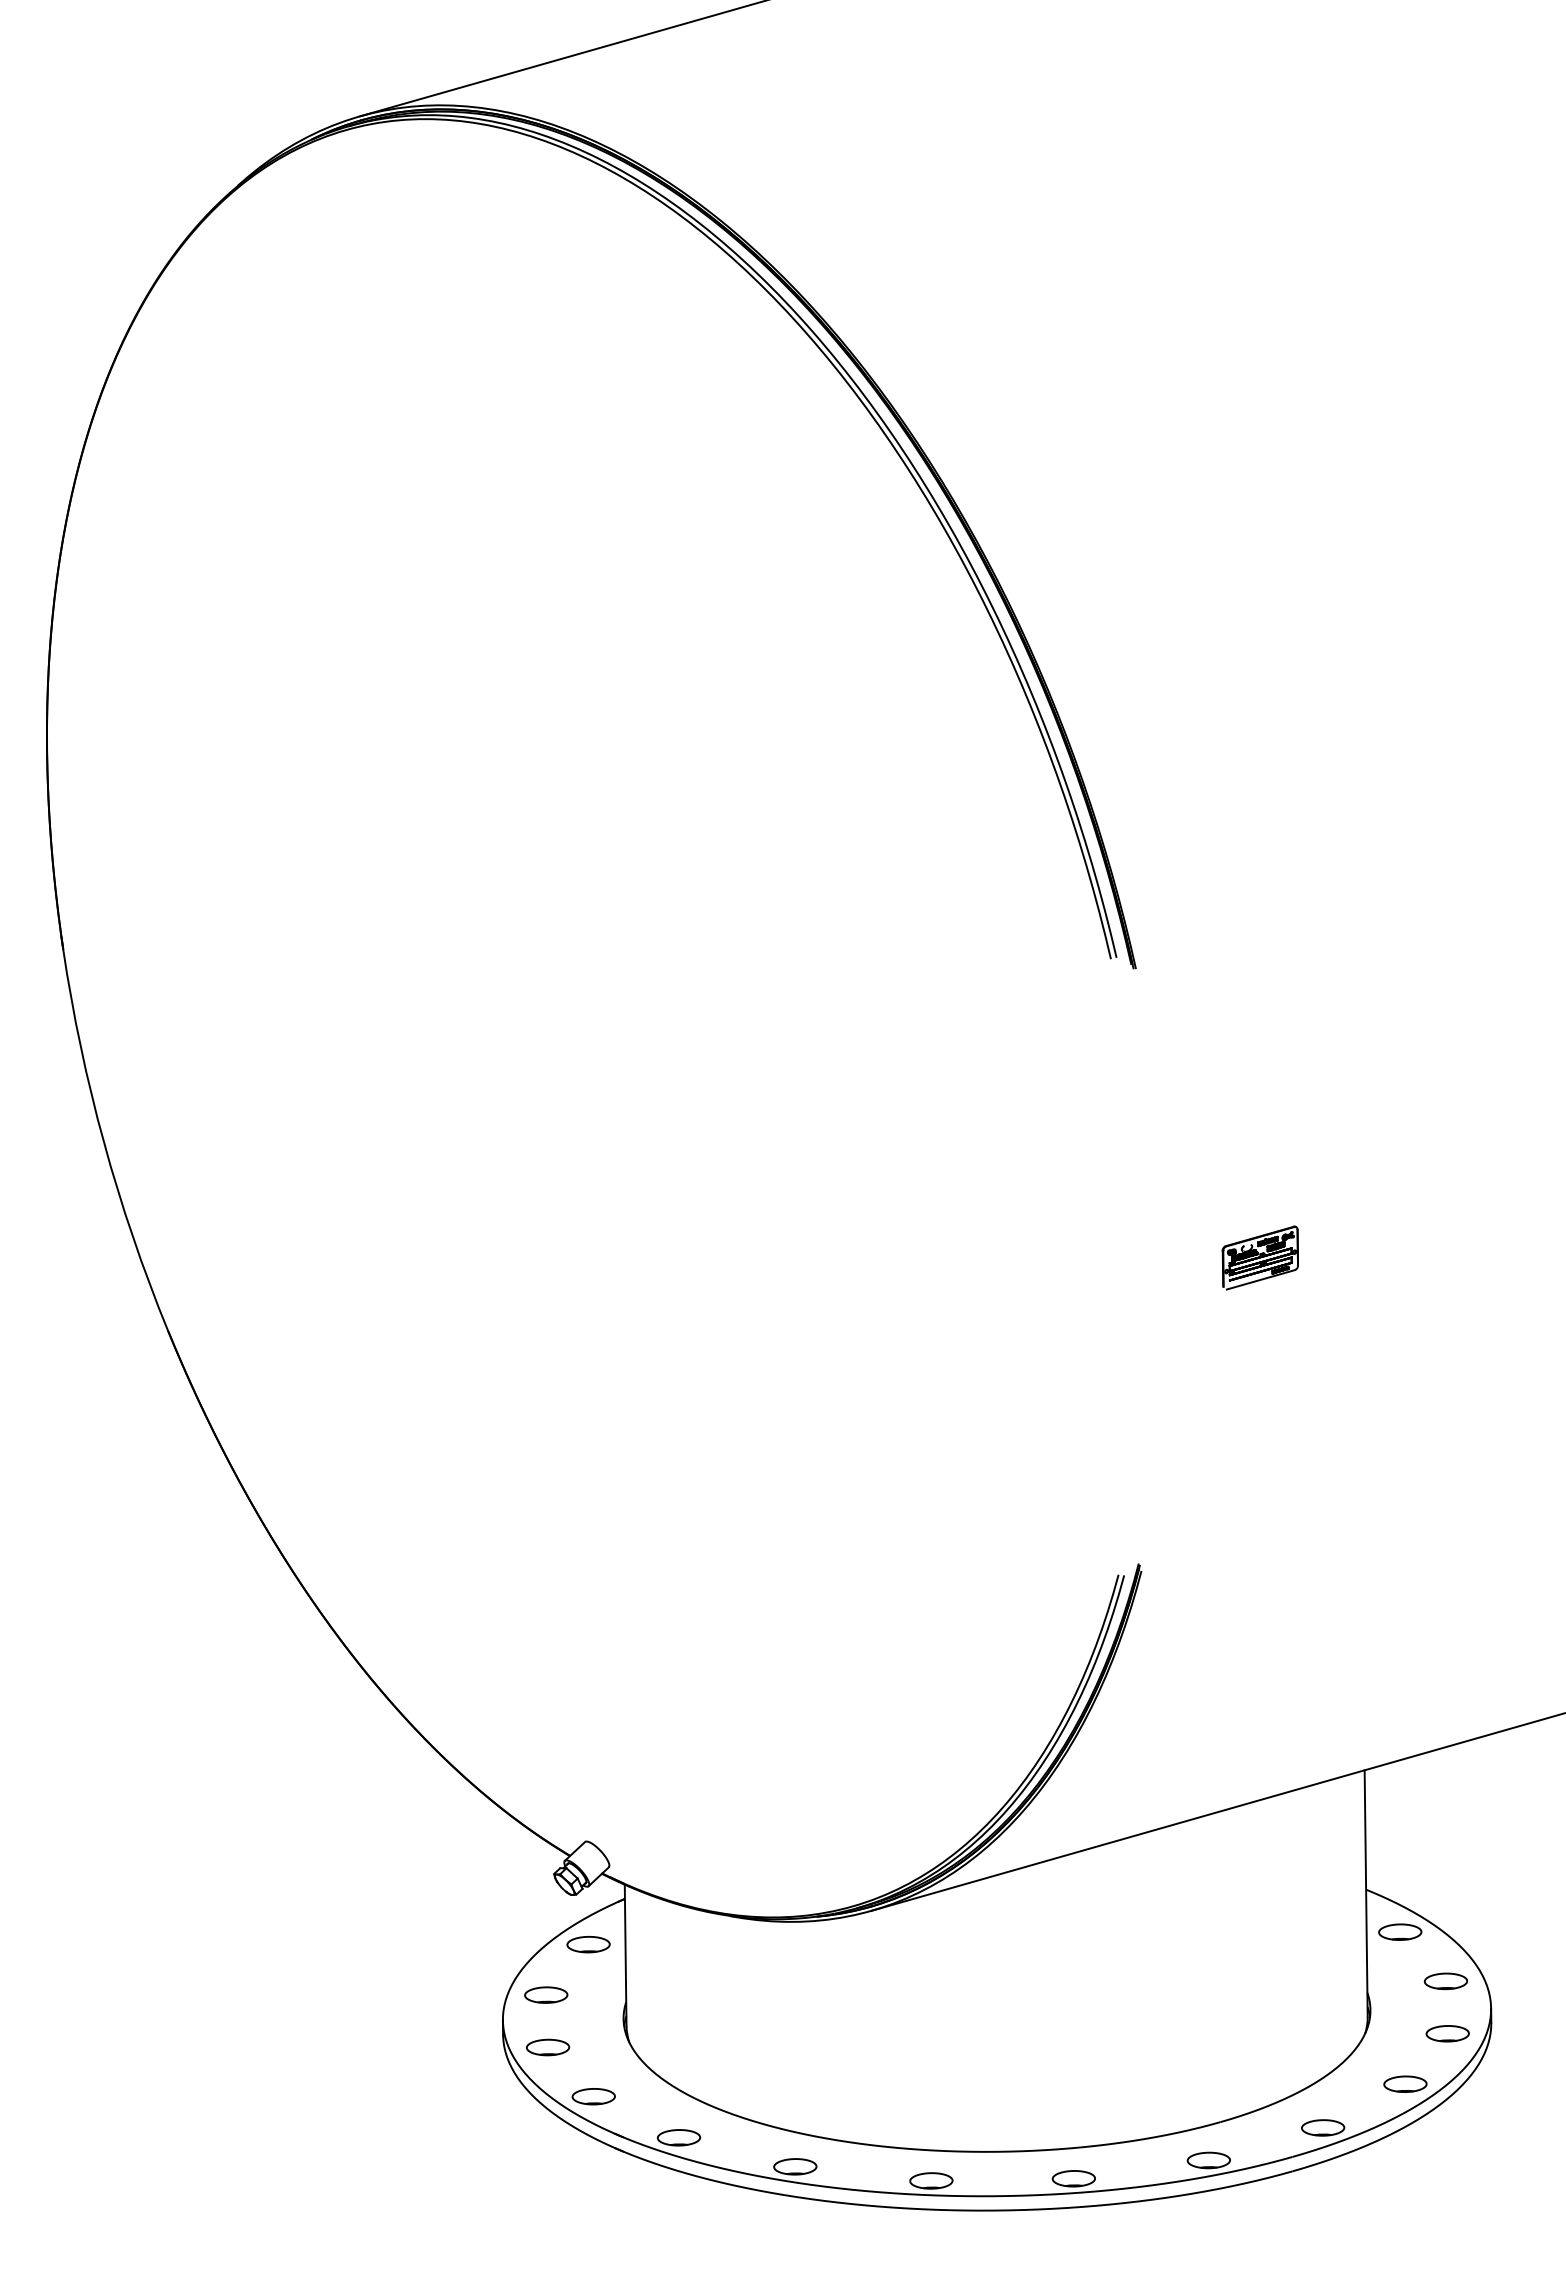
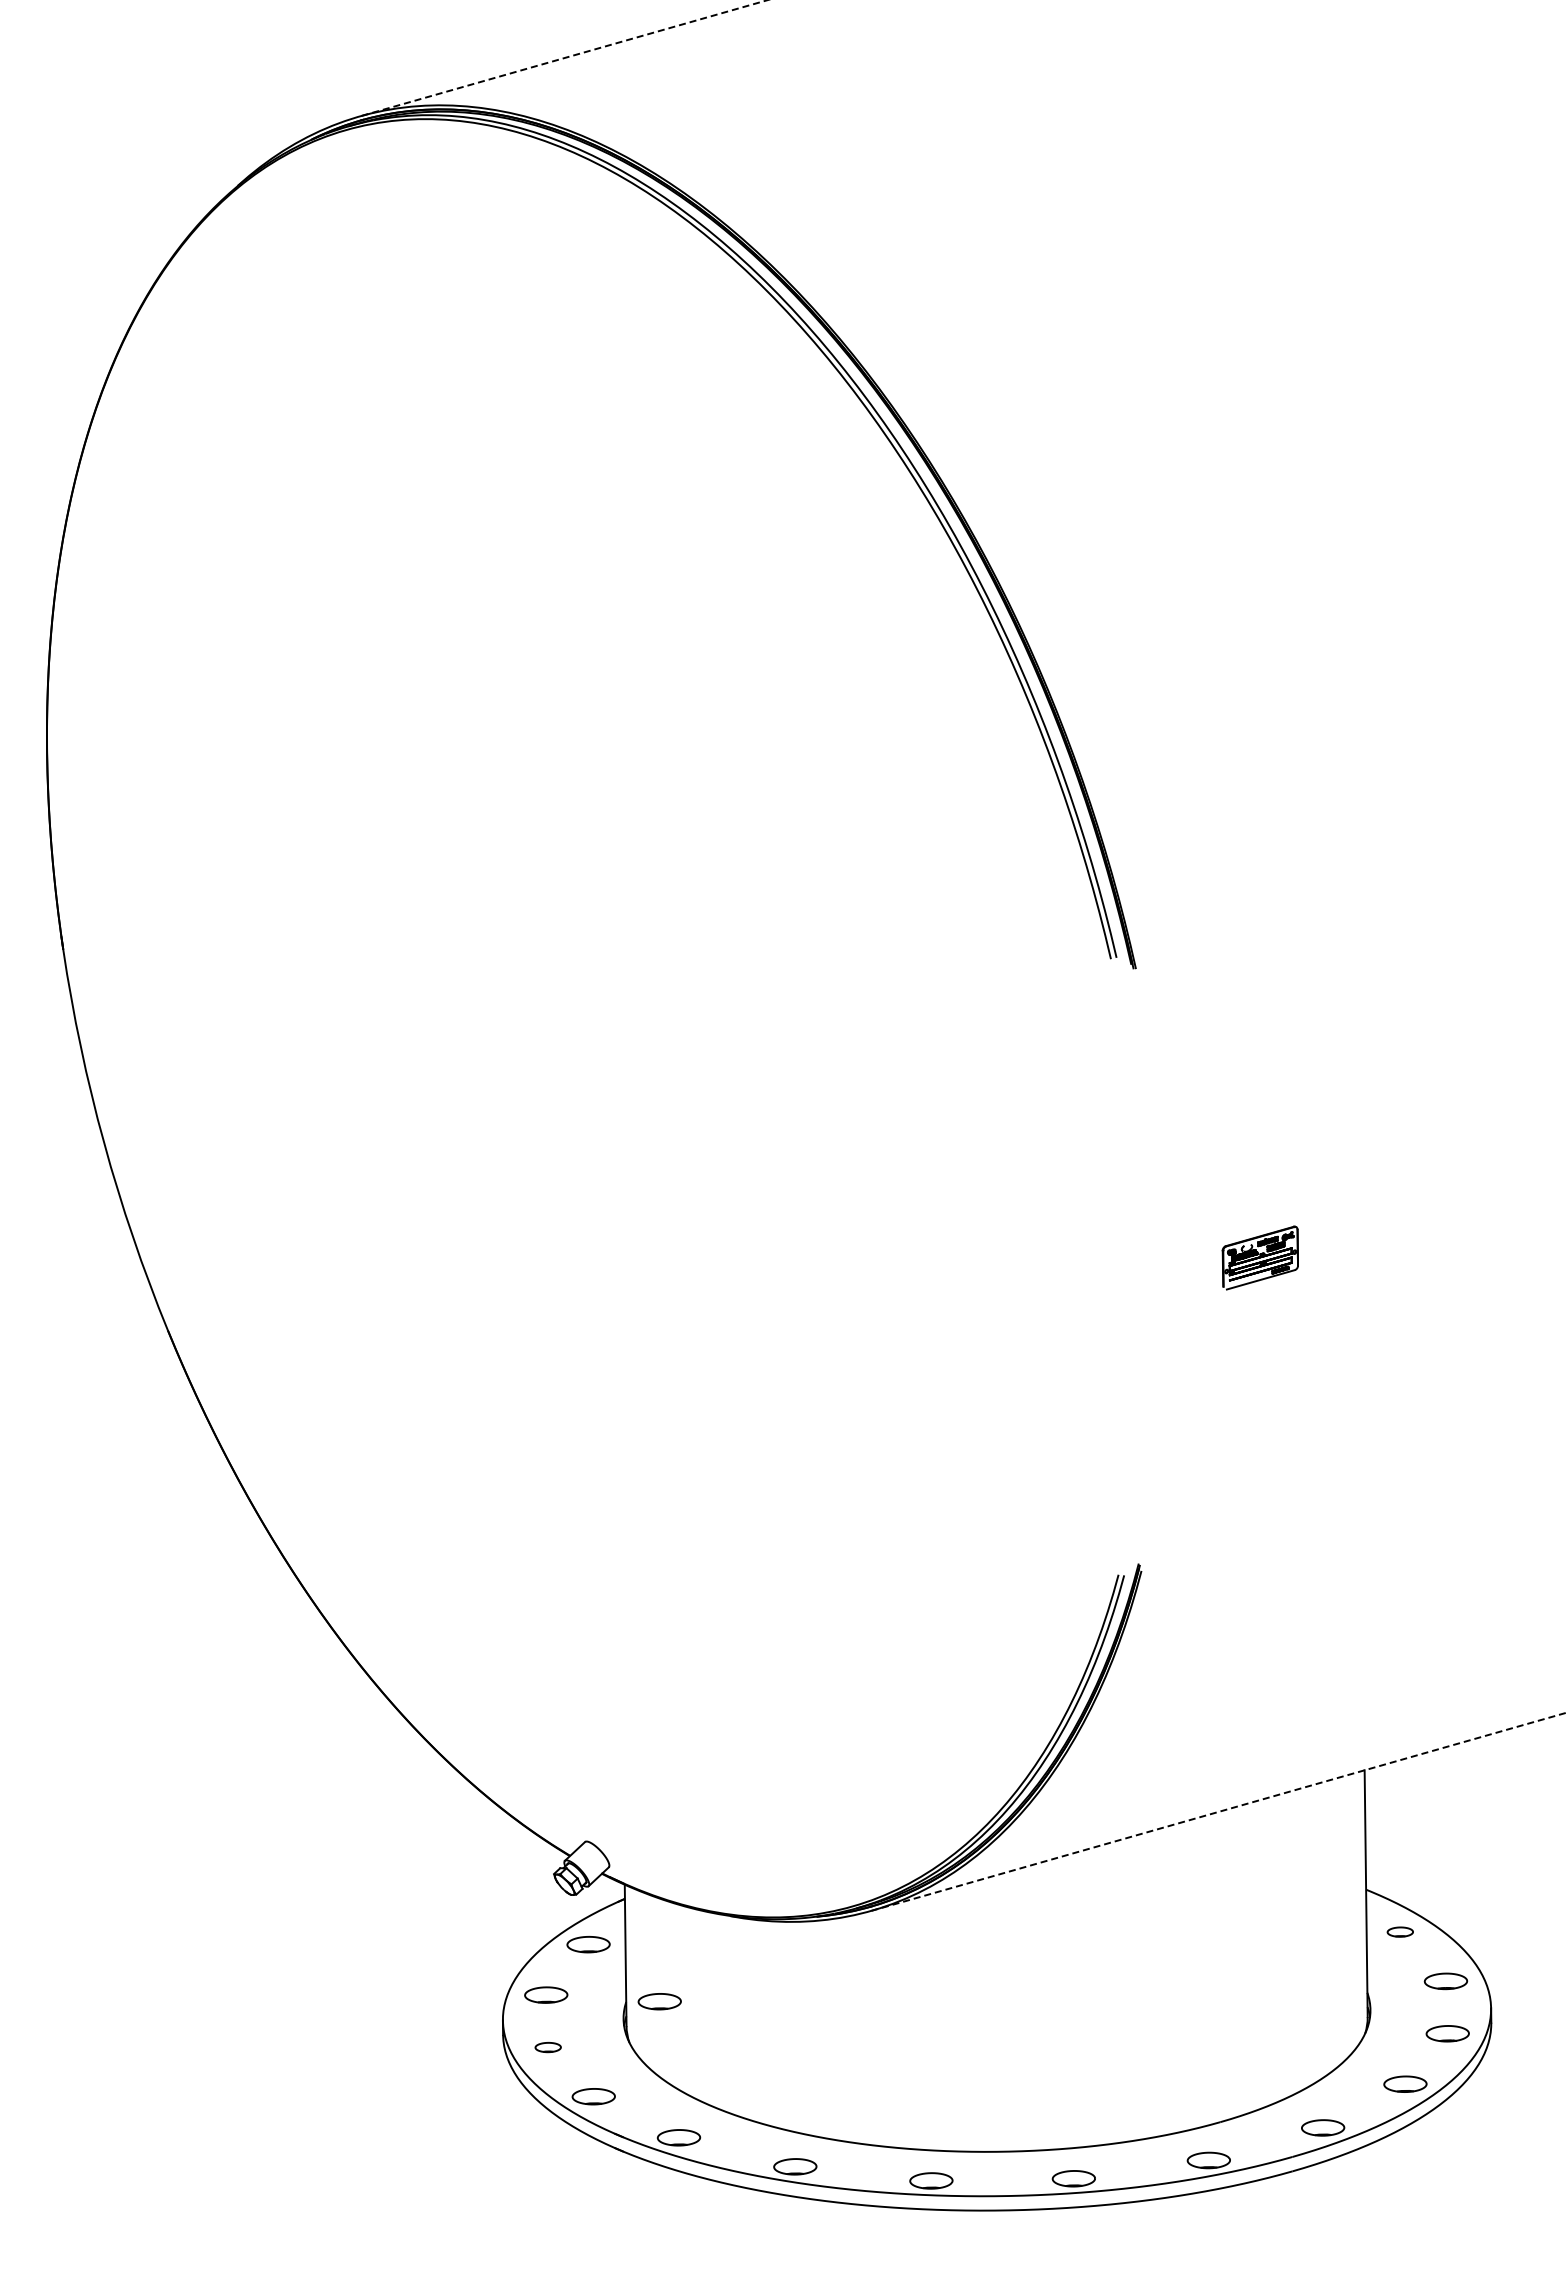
line: solid -> dashed (563, 58)
line: solid -> dashed (1218, 1811)
part size: 45x18 px -> 28x12 px (1399, 1931)
part: none -> present (659, 2001)
part size: 45x19 px -> 28x12 px (547, 2047)
